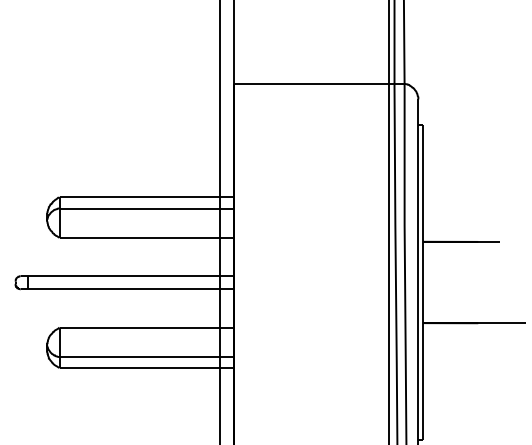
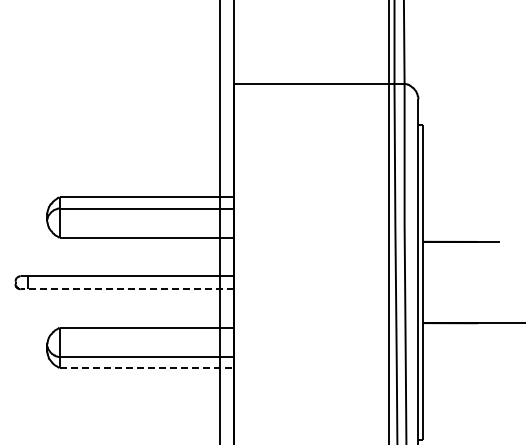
line: solid -> dashed (127, 289)
line: solid -> dashed (147, 368)
